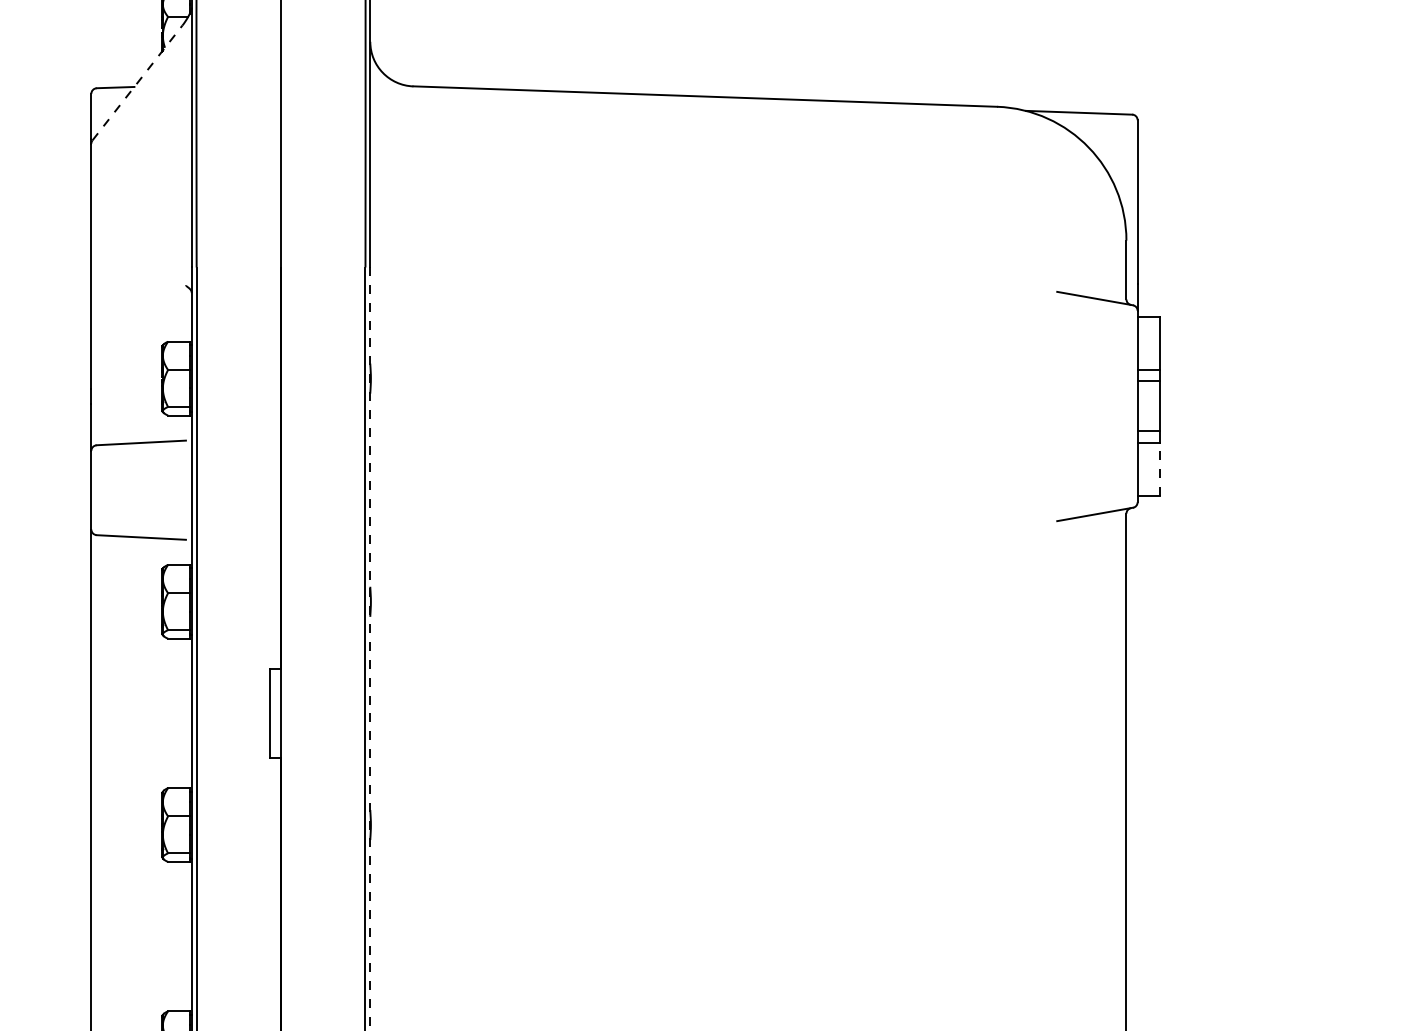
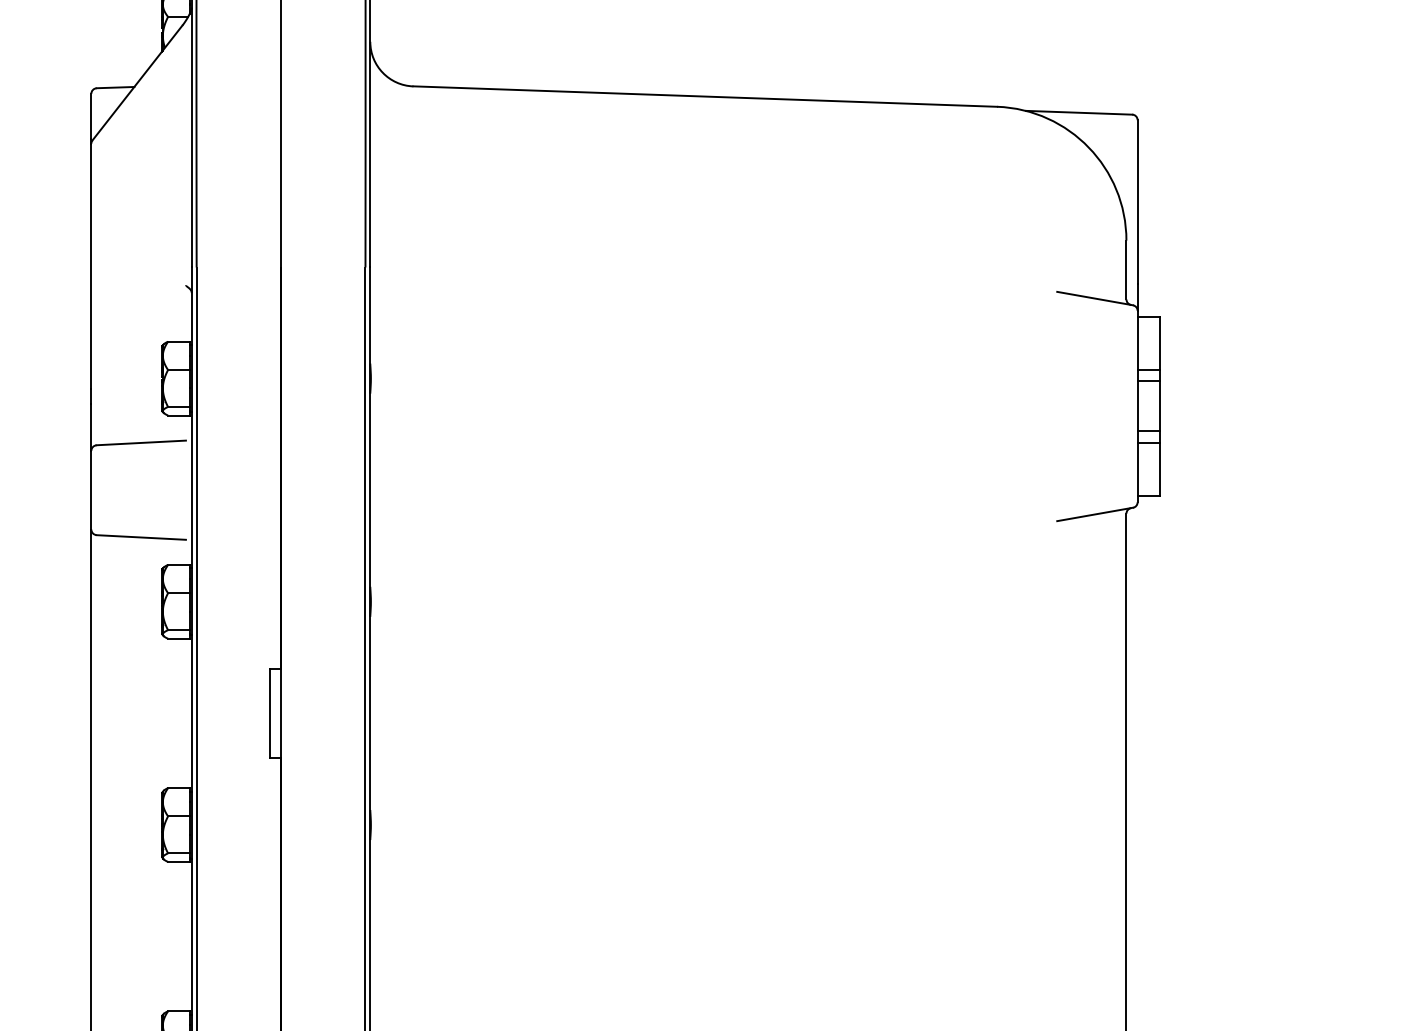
line: dashed -> solid (137, 83)
line: dashed -> solid (1159, 469)
line: dashed -> solid (370, 649)
